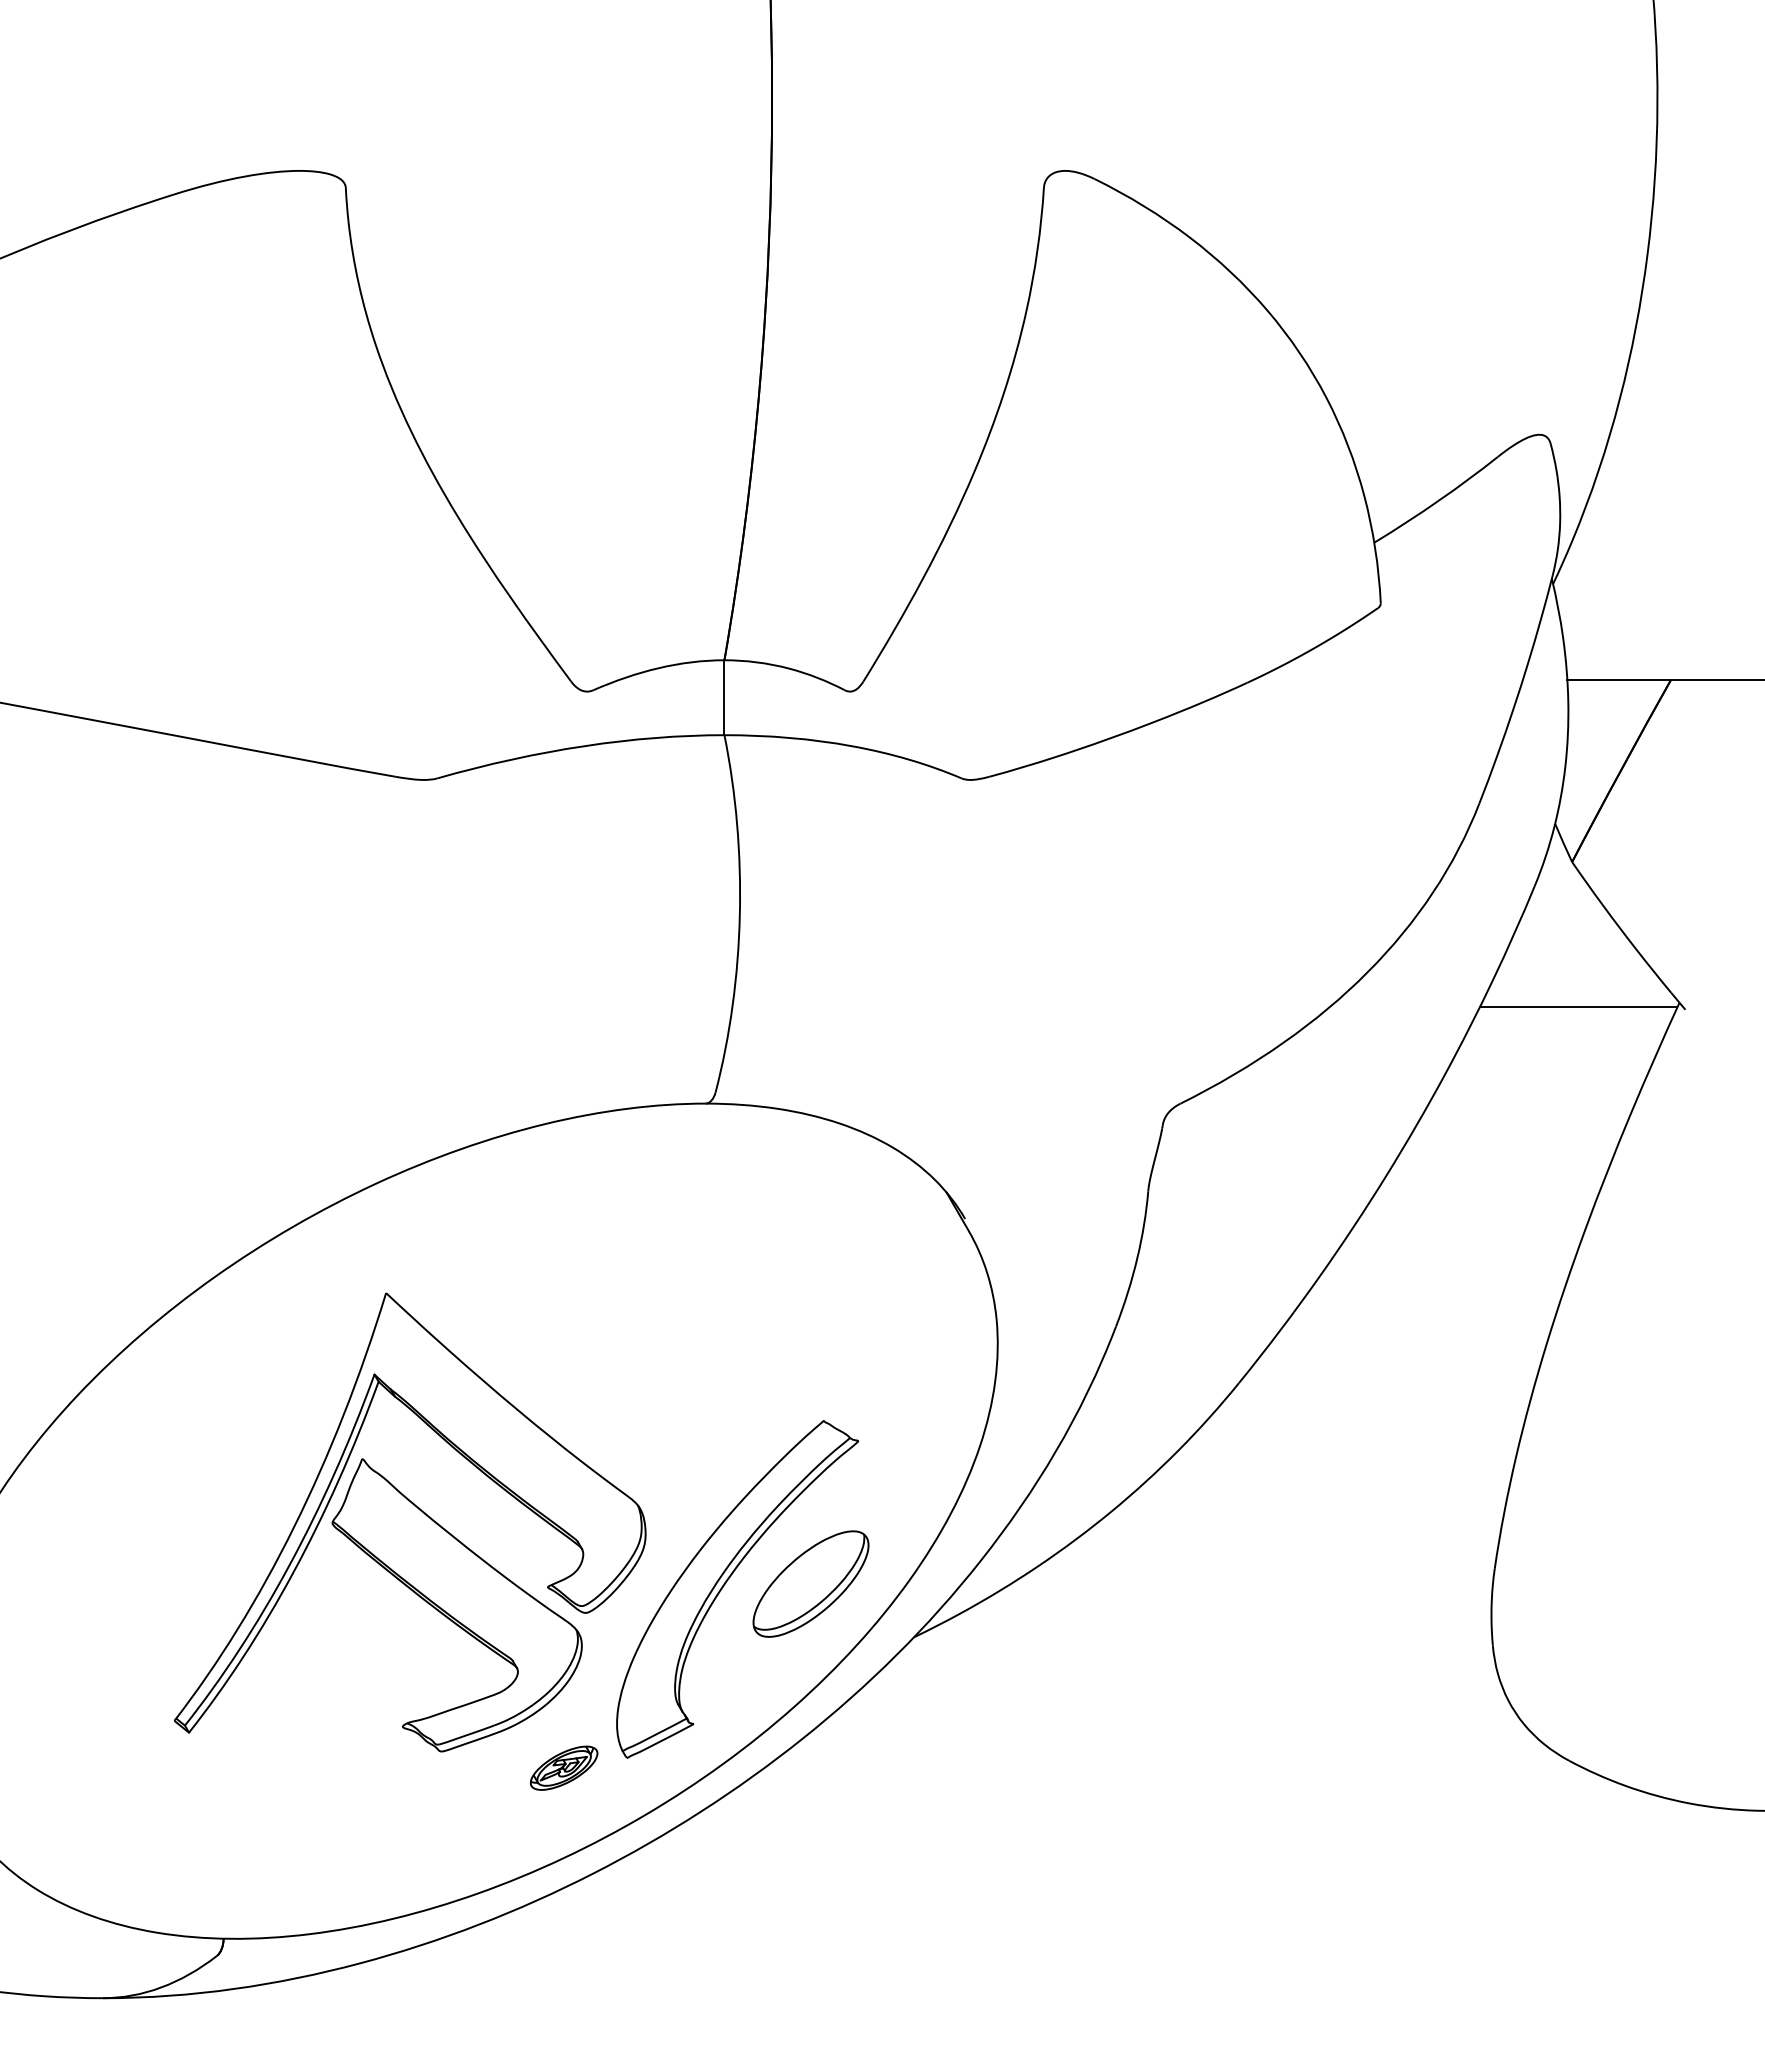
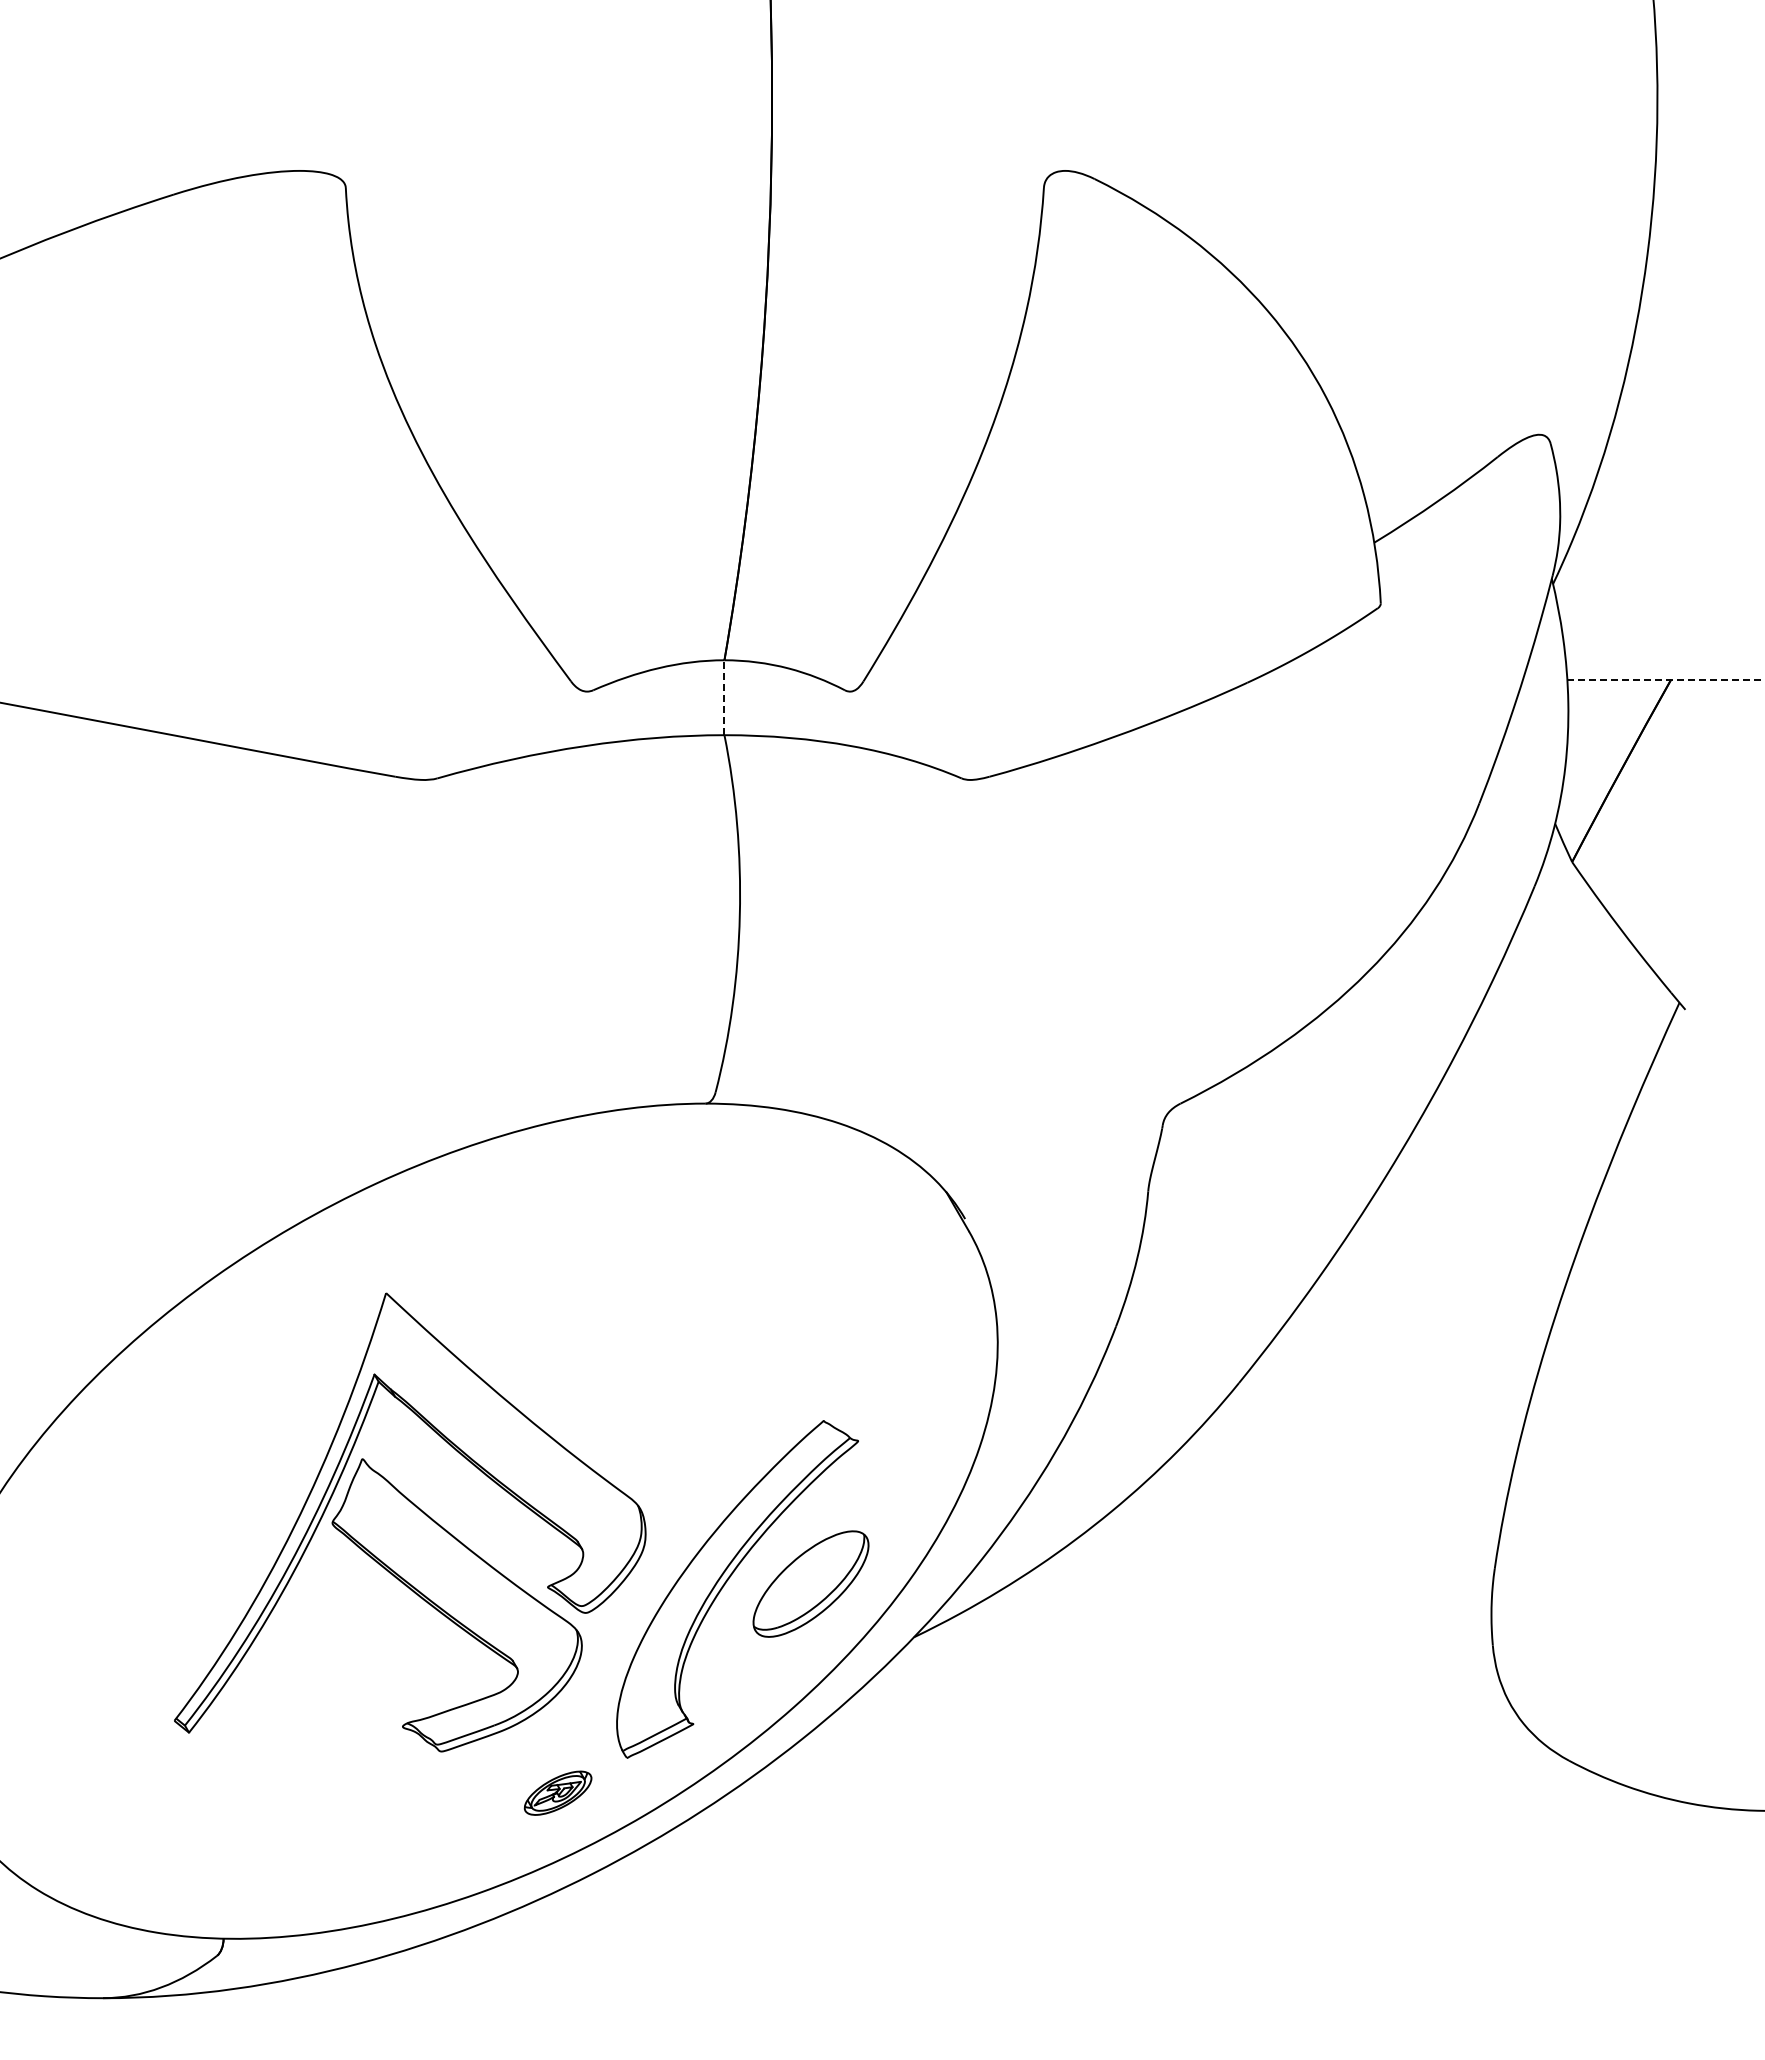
line: solid -> dashed (1666, 679)
line: solid -> dashed (724, 697)
line: present -> none (1578, 1007)
part position: (563, 1767) -> (557, 1792) (557, 1792)
